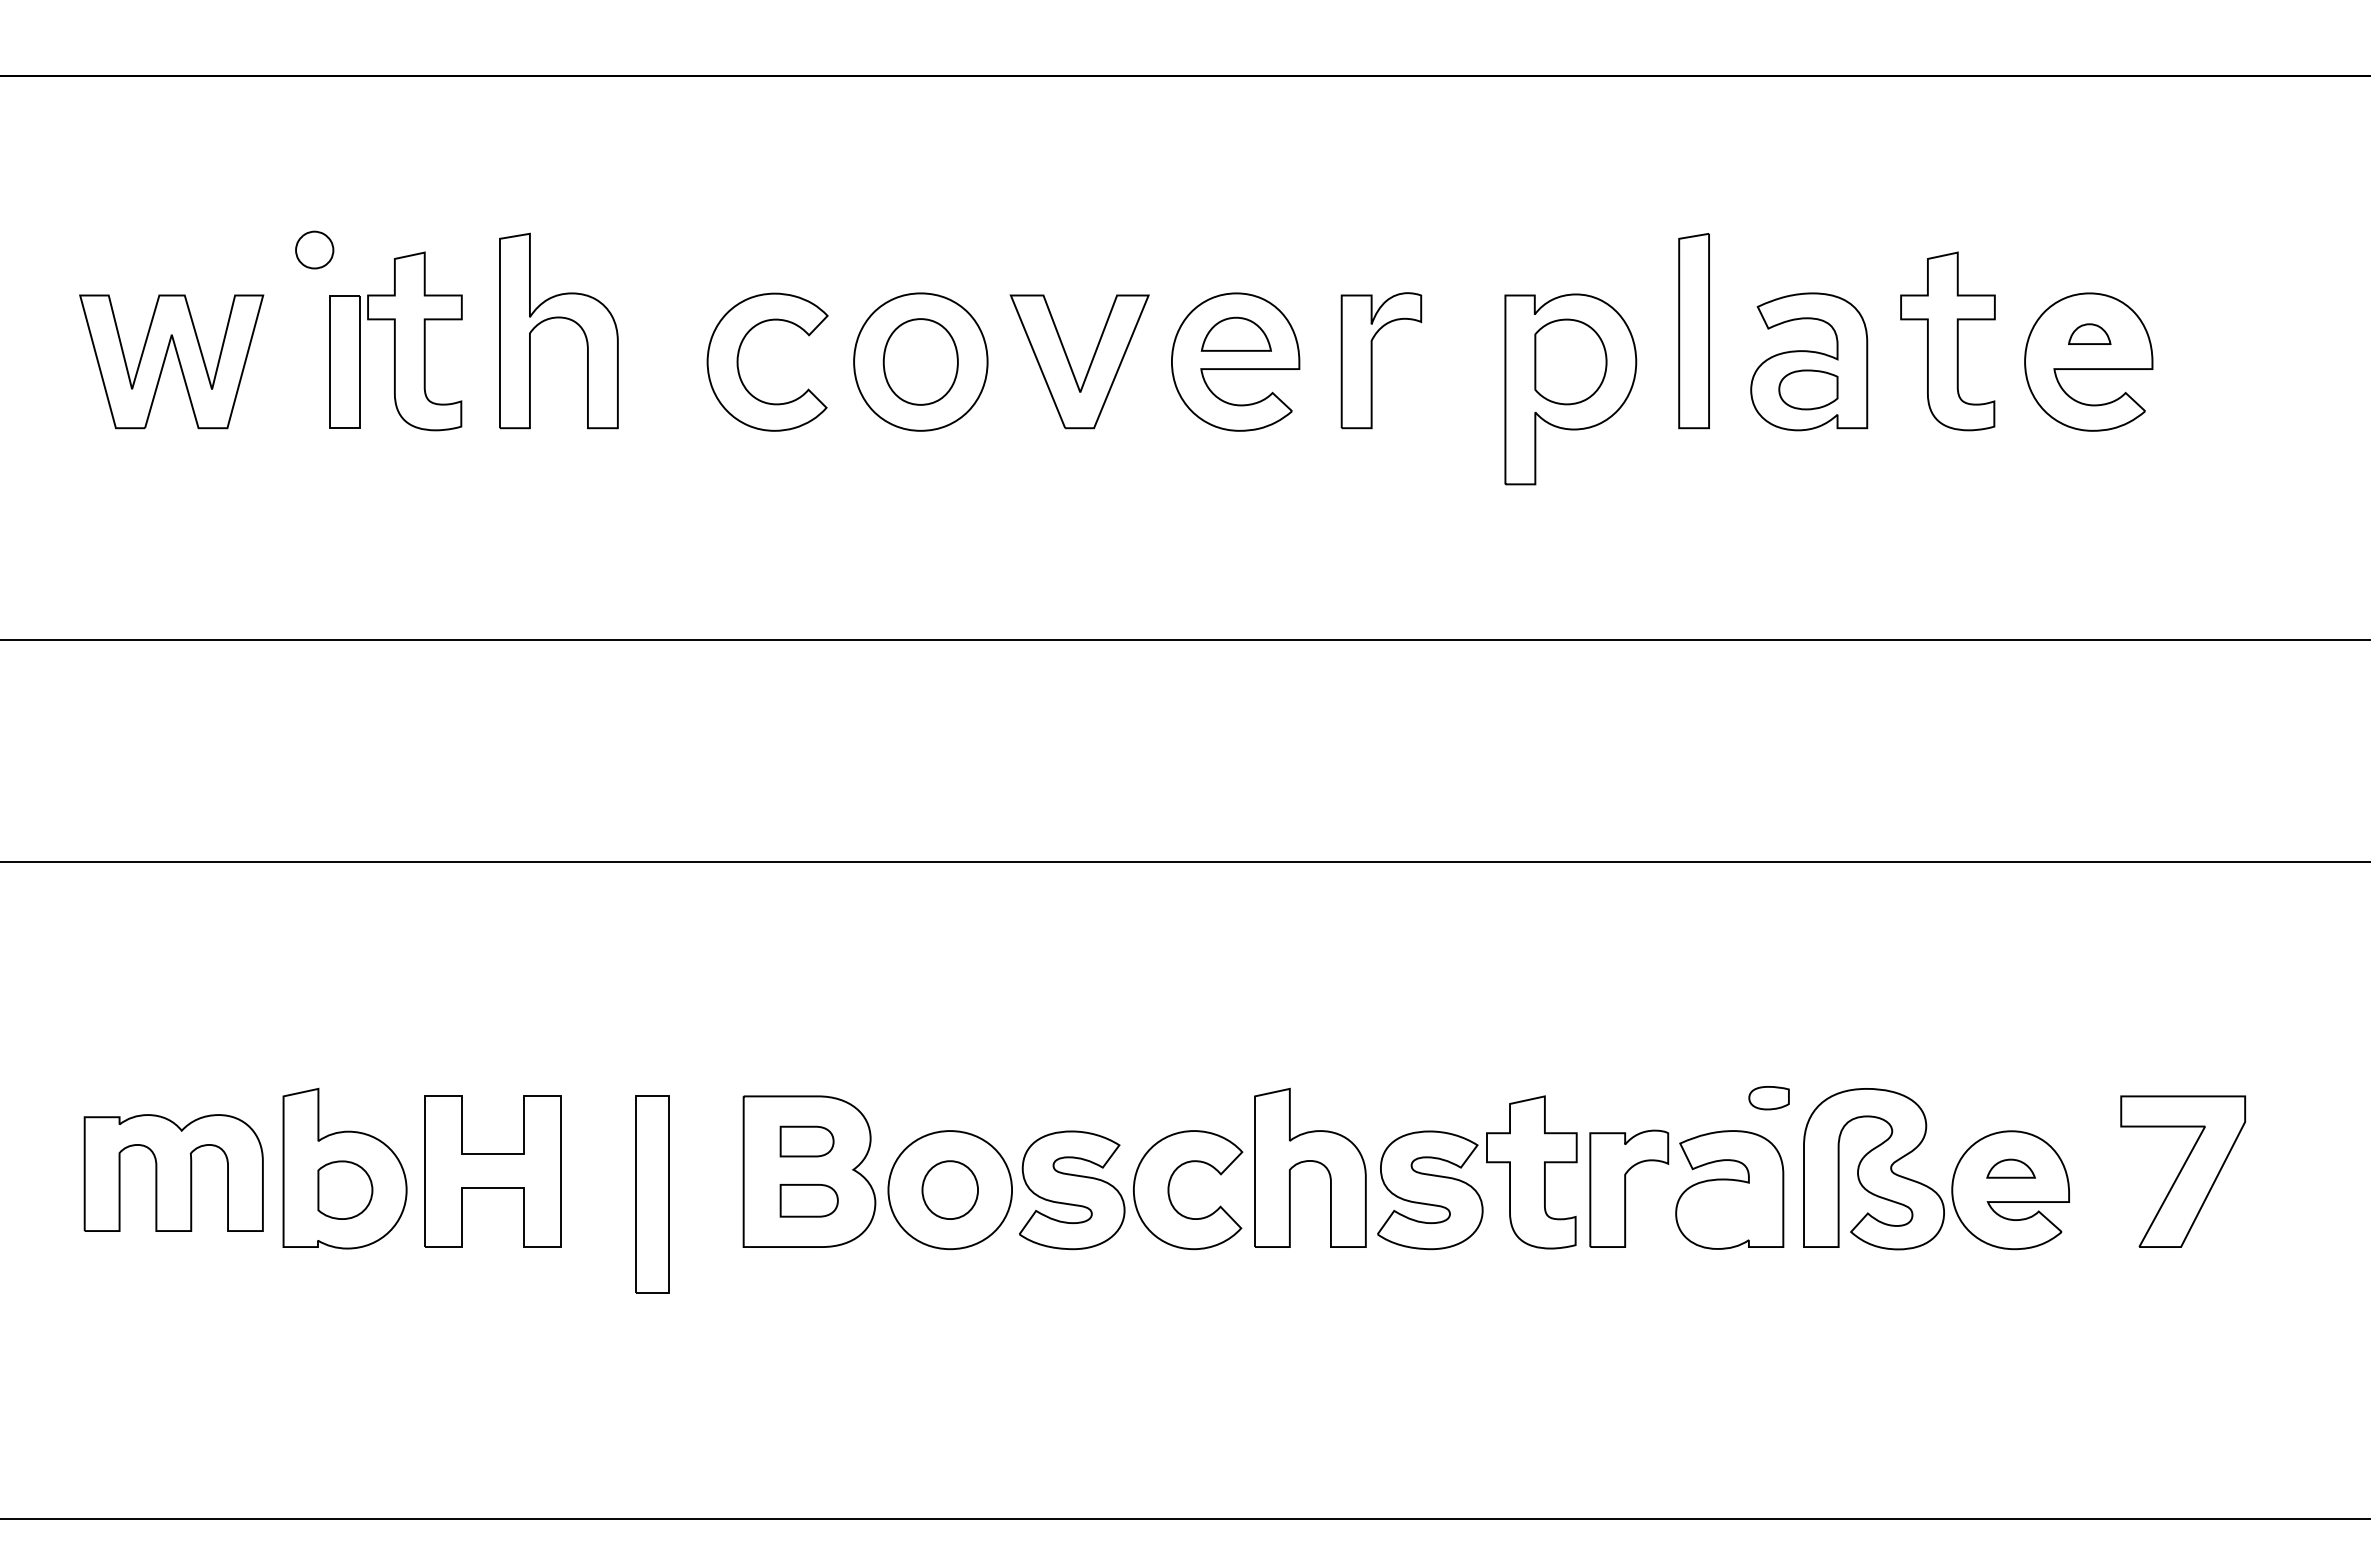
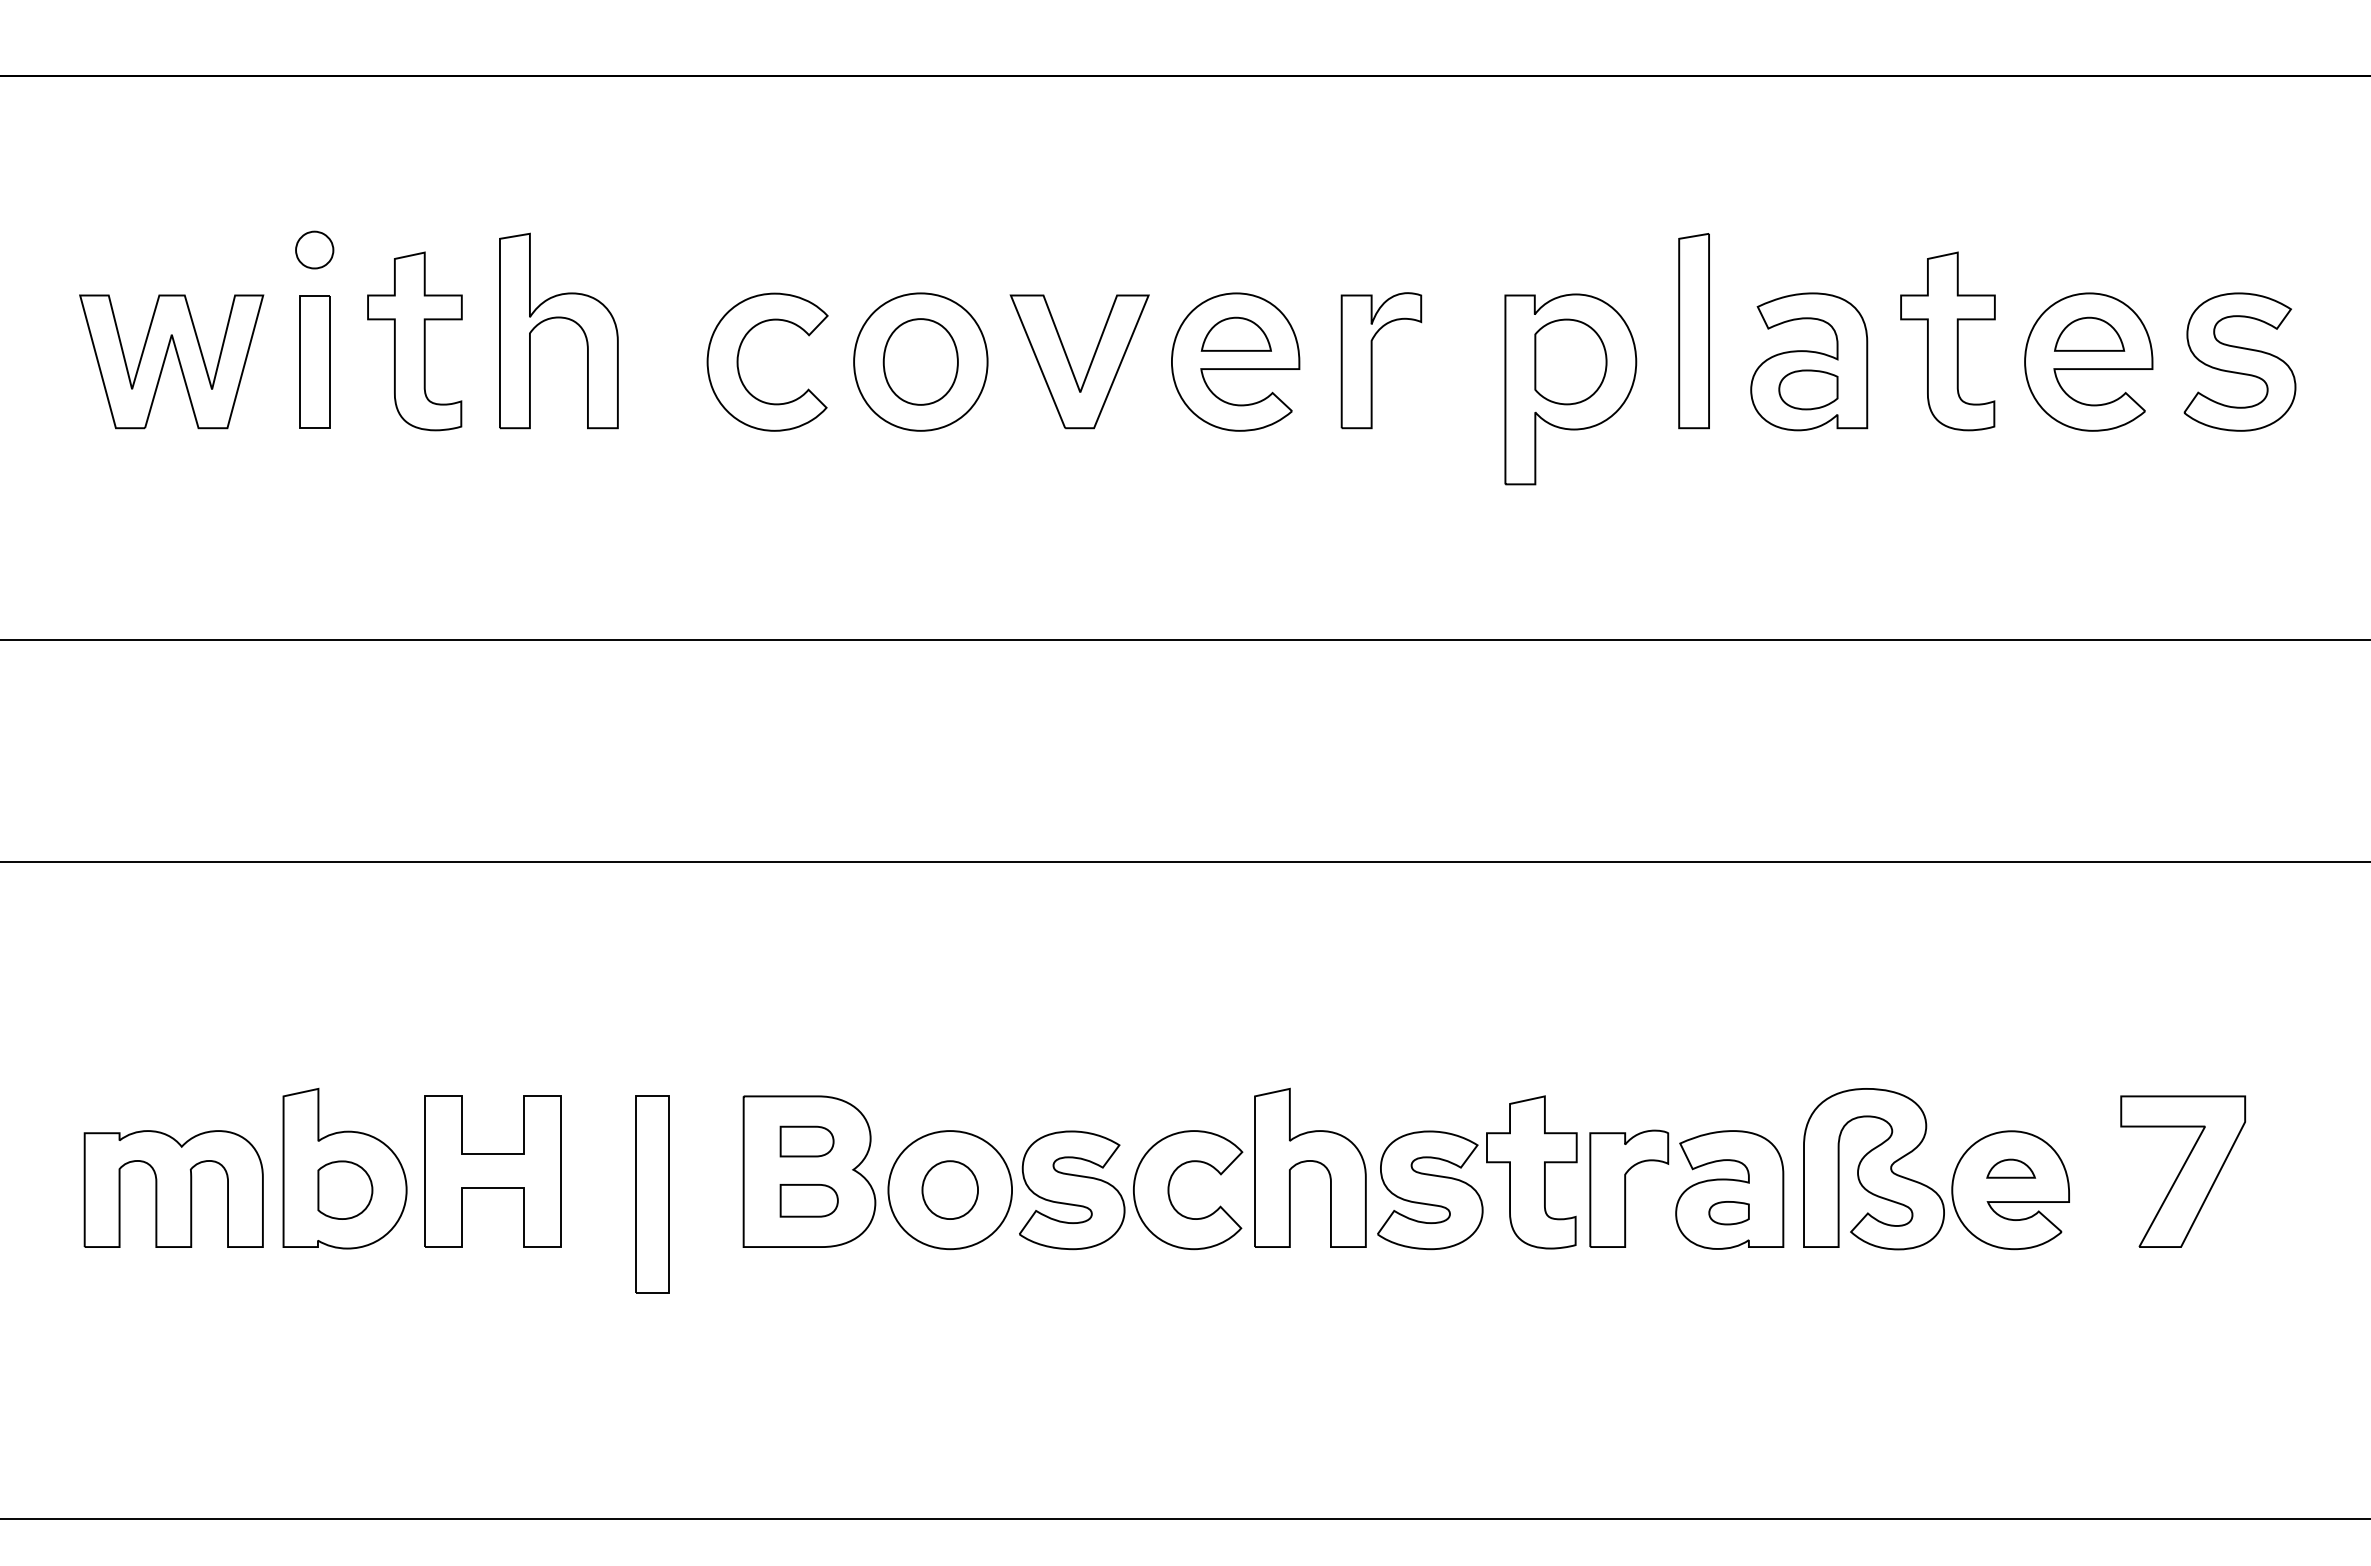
part size: 44x22 px -> 72x36 px (2089, 333)
part position: (344, 361) -> (314, 361) (314, 361)
part: none -> present (2239, 361)
part position: (1768, 1098) -> (1728, 1213) (1728, 1213)
part position: (173, 1172) -> (173, 1188) (173, 1188)
